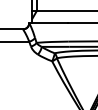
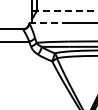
line: solid -> dashed (65, 10)
line: solid -> dashed (48, 23)
